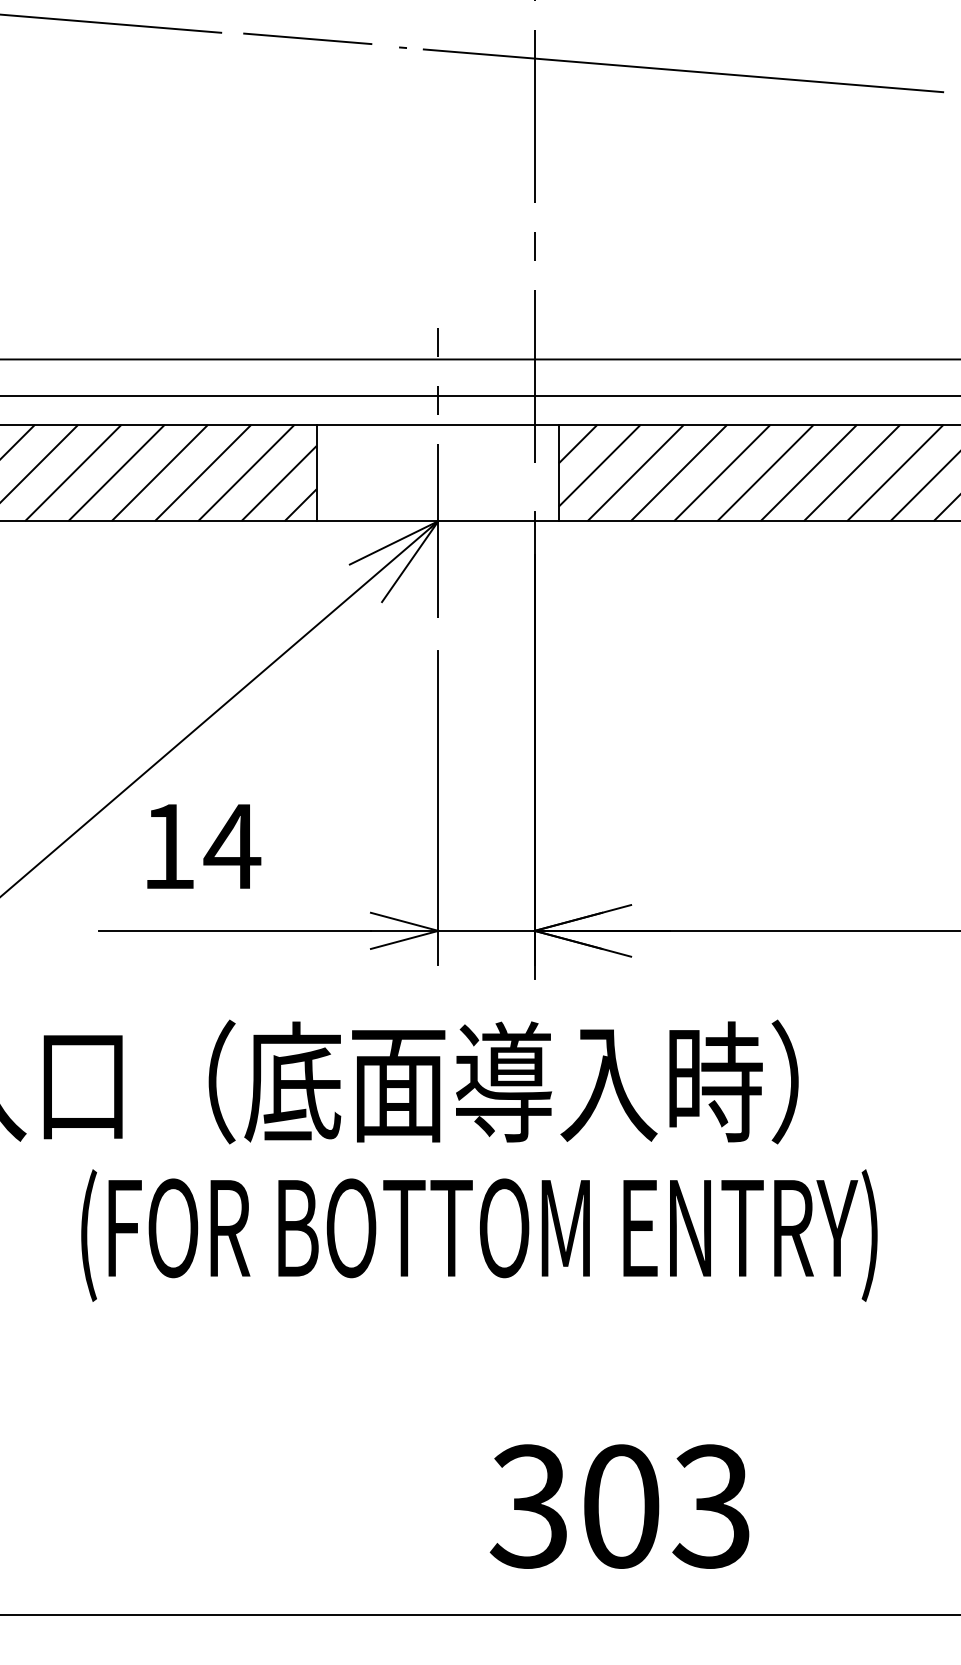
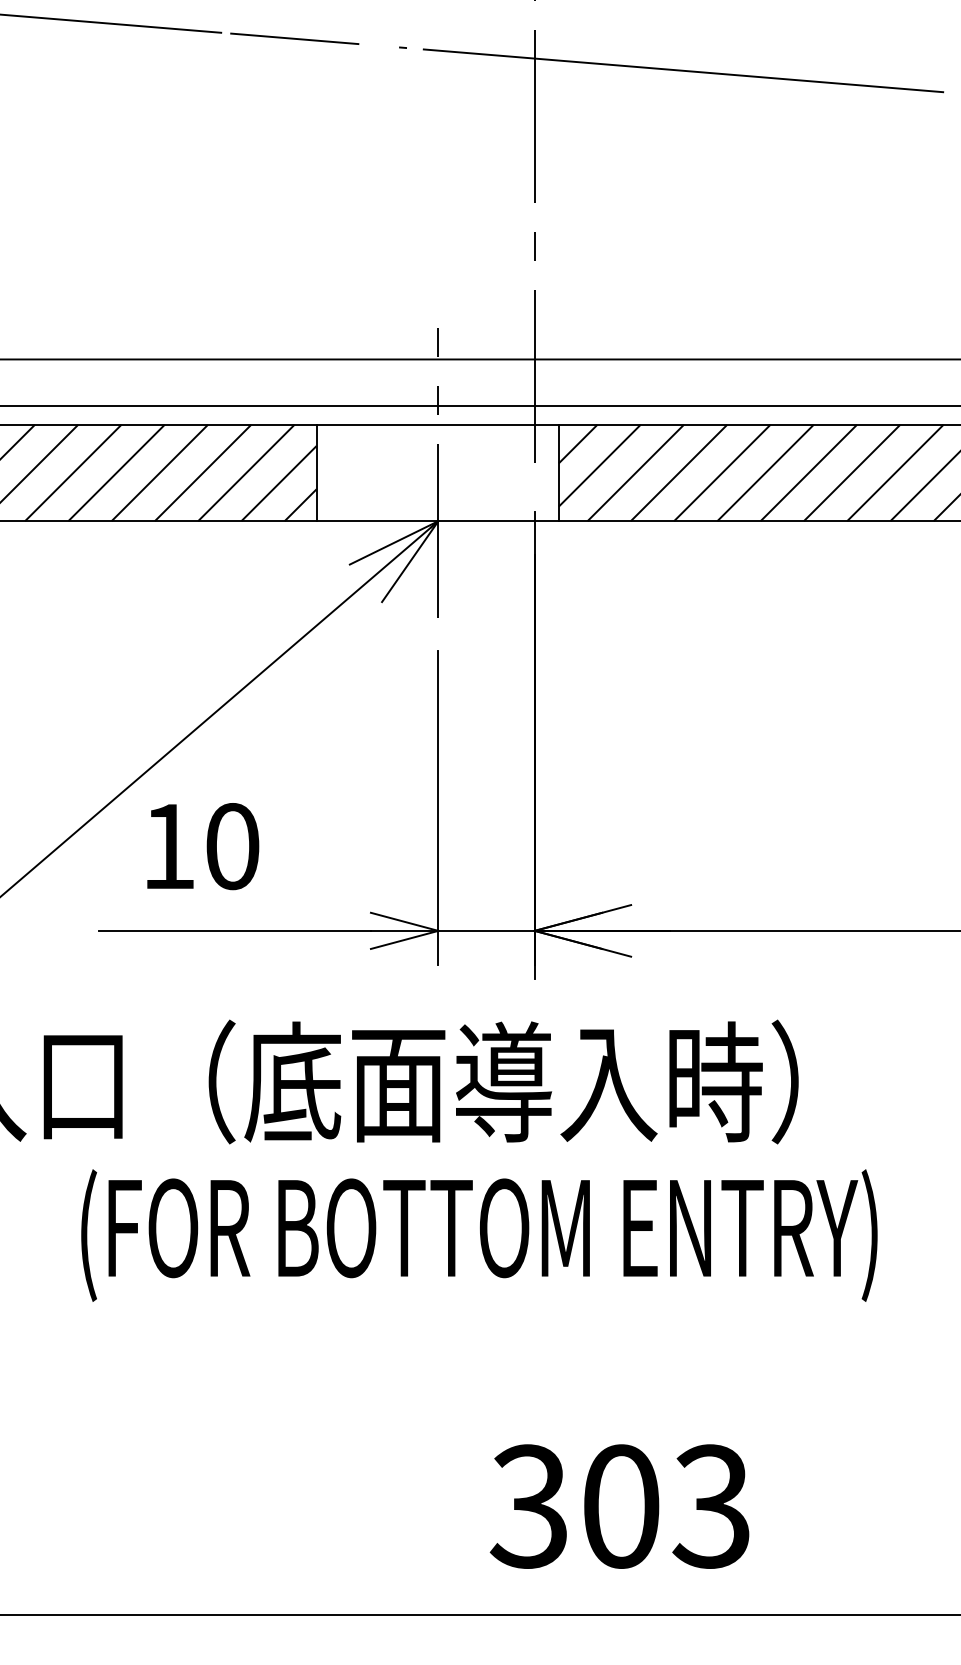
line position: (307, 38) -> (294, 38) (294, 38)
line position: (479, 395) -> (479, 405) (479, 405)
text: 14 -> 10 (232, 846)
